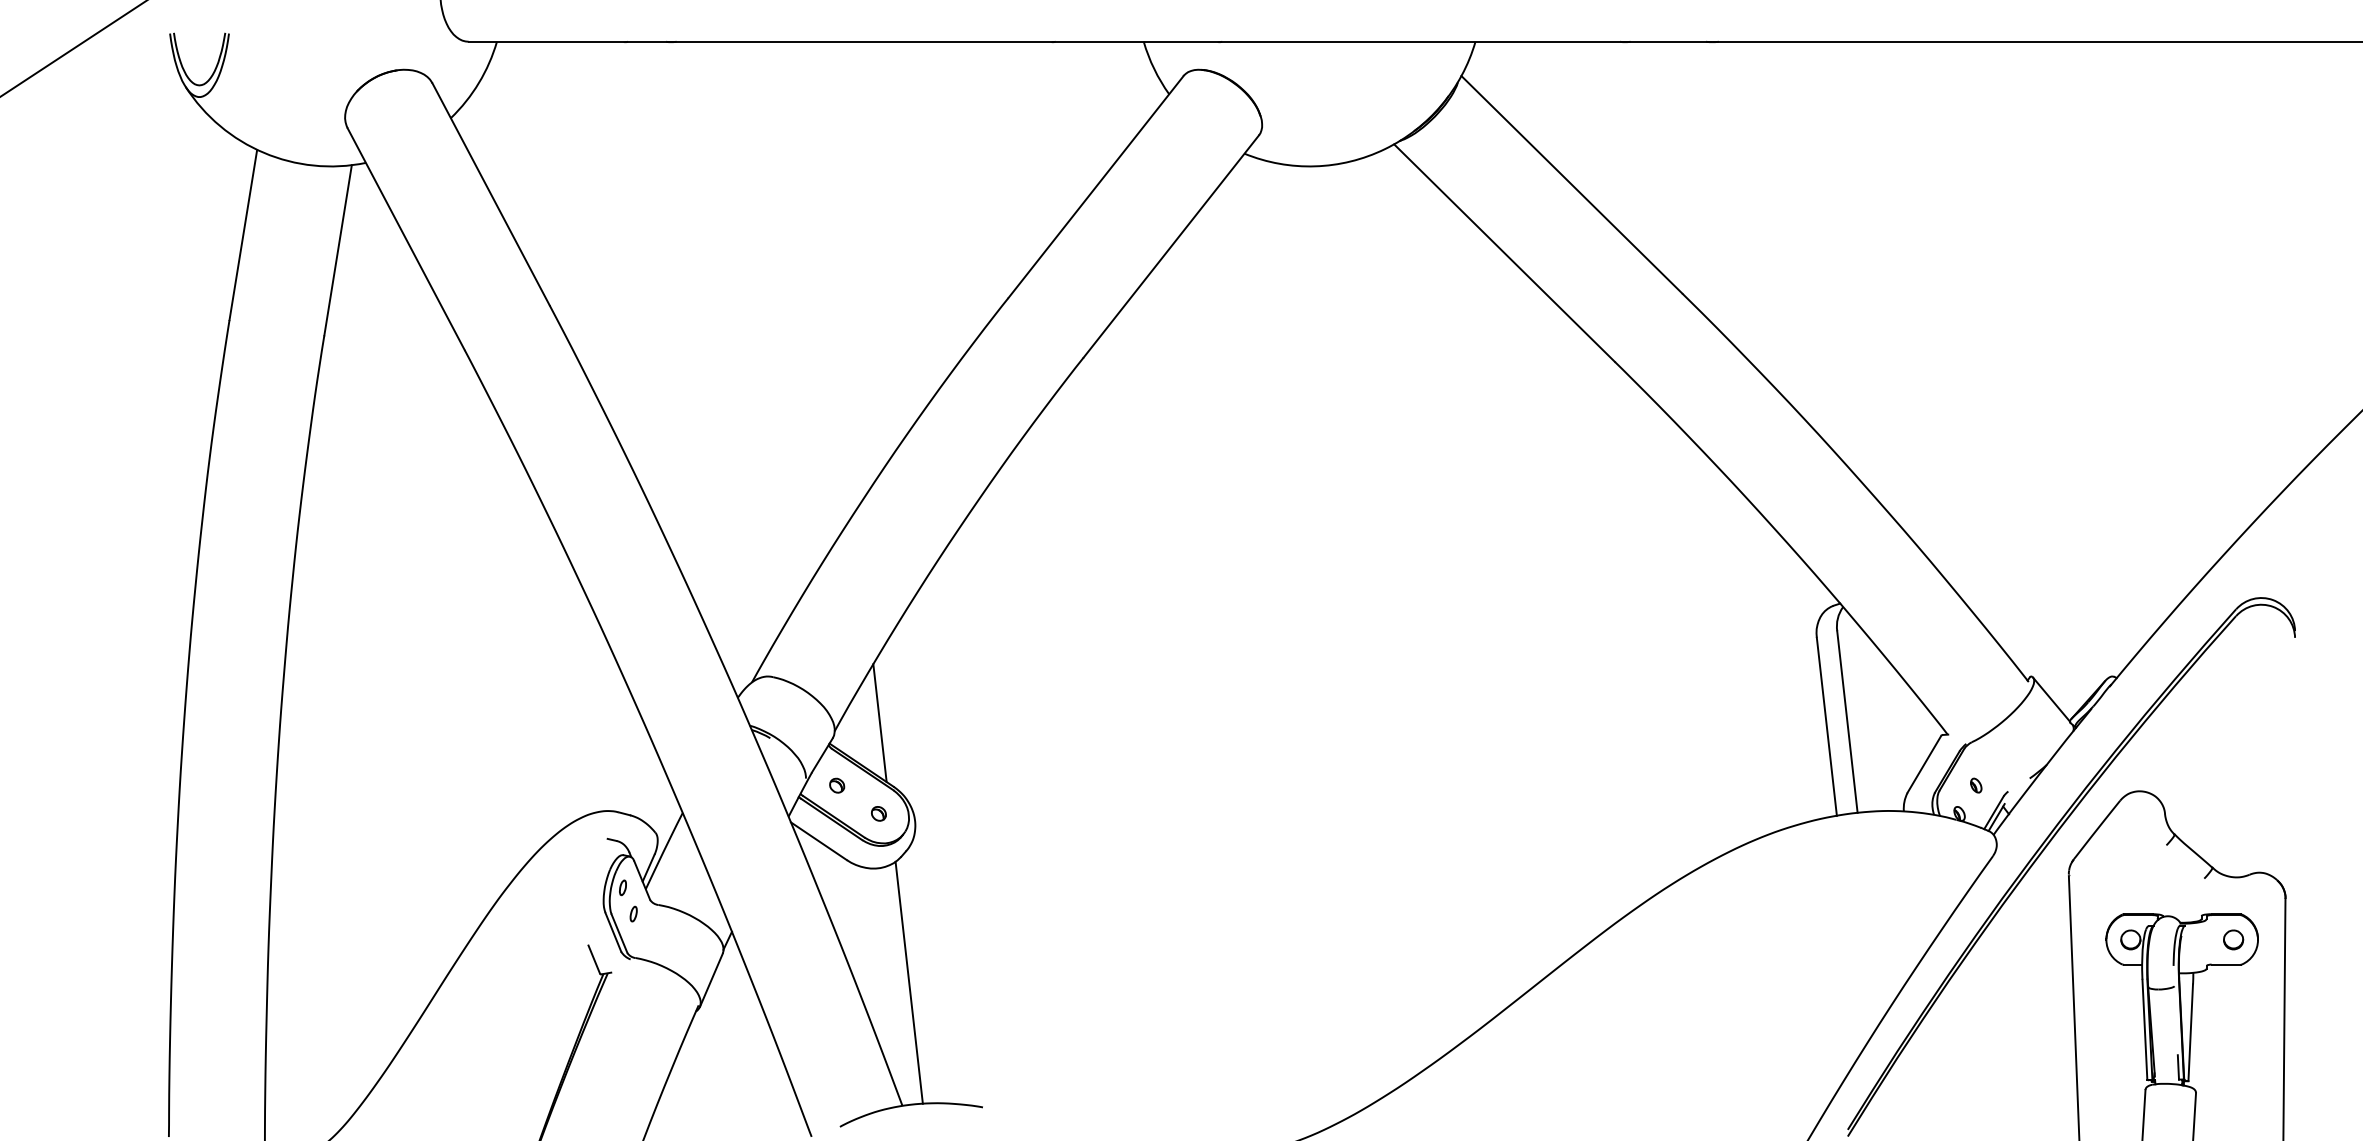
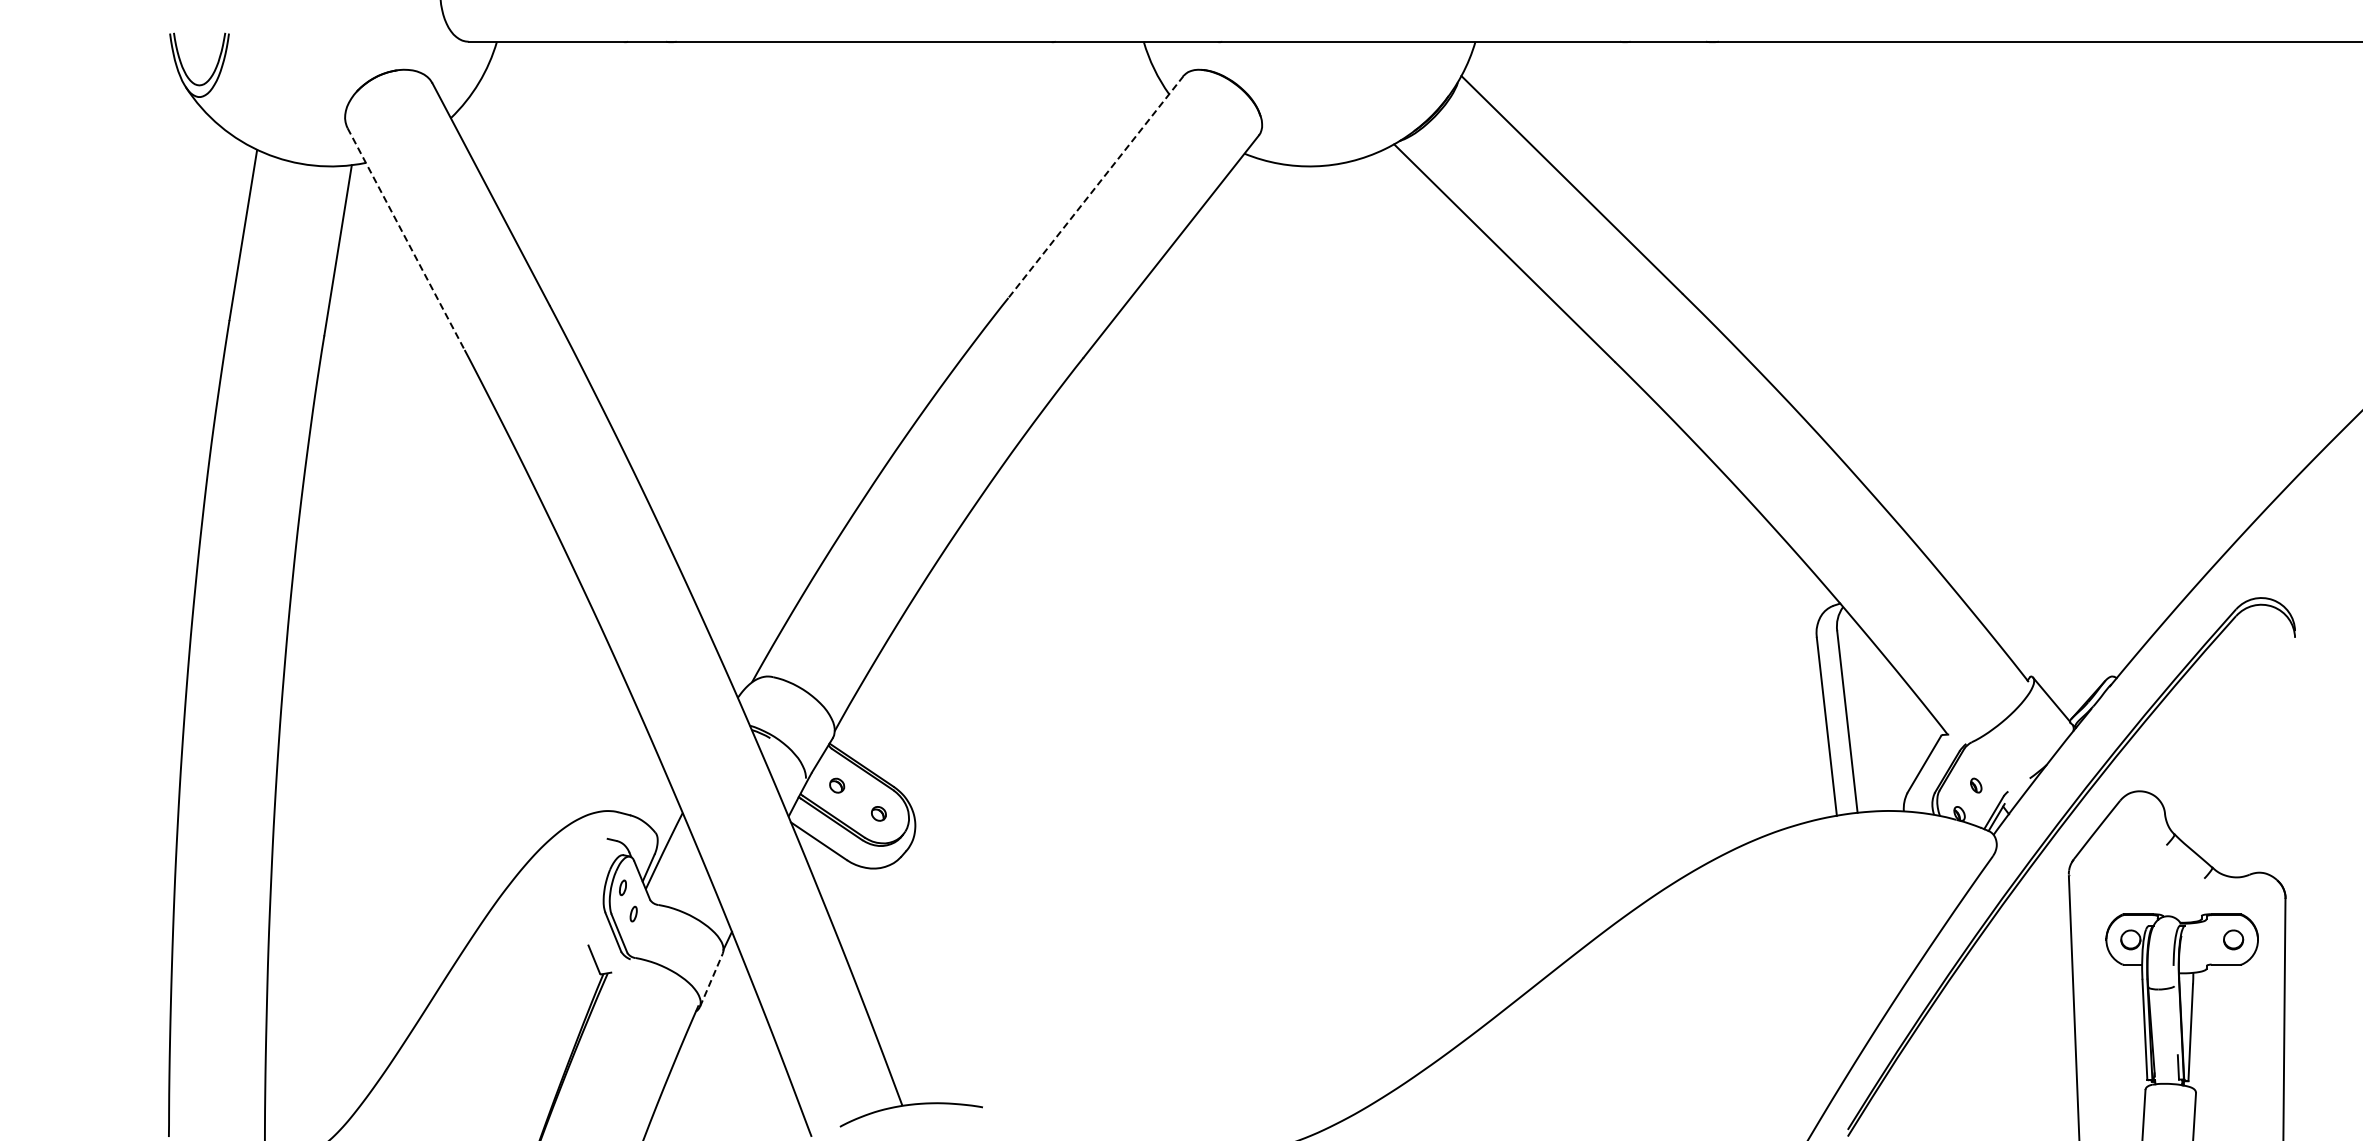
line: present -> none (73, 48)
line: solid -> dashed (1095, 187)
line: solid -> dashed (406, 239)
line: present -> none (879, 722)
line: solid -> dashed (711, 980)
line: present -> none (908, 982)
